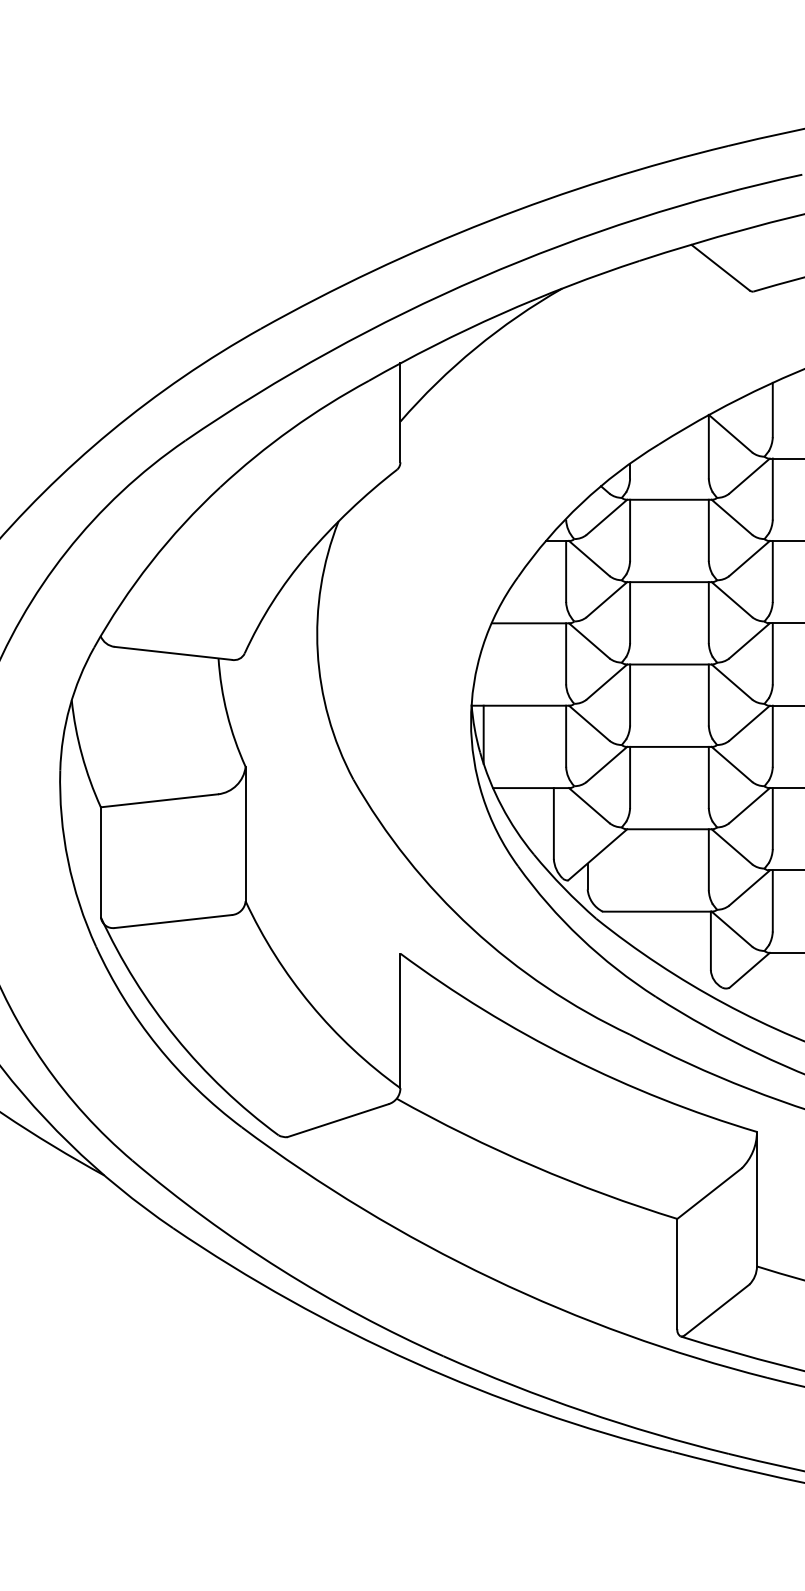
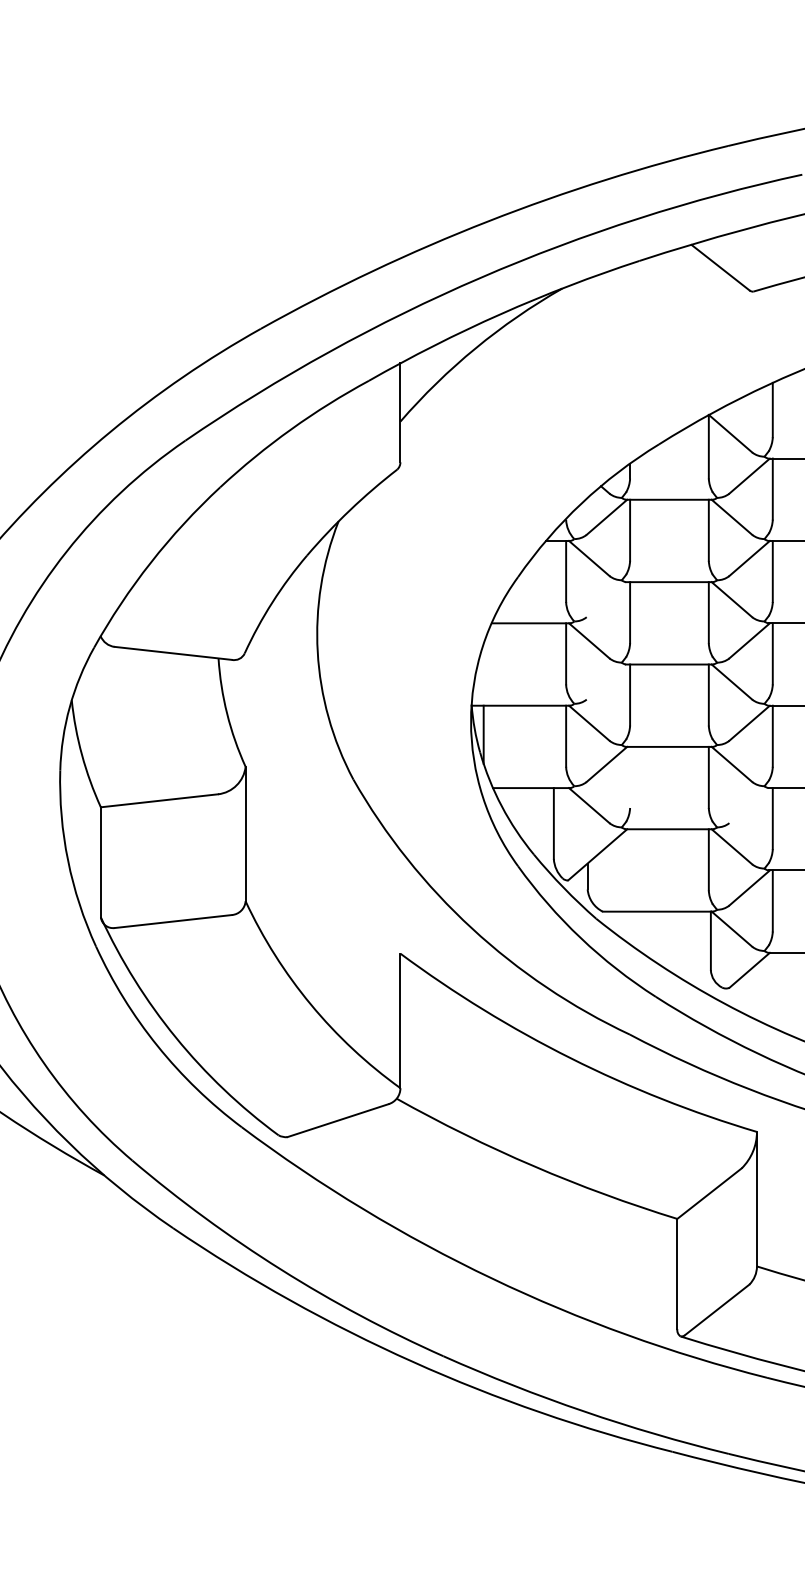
line: present -> none (606, 599)
line: present -> none (606, 681)
line: present -> none (630, 776)
line: present -> none (749, 805)
